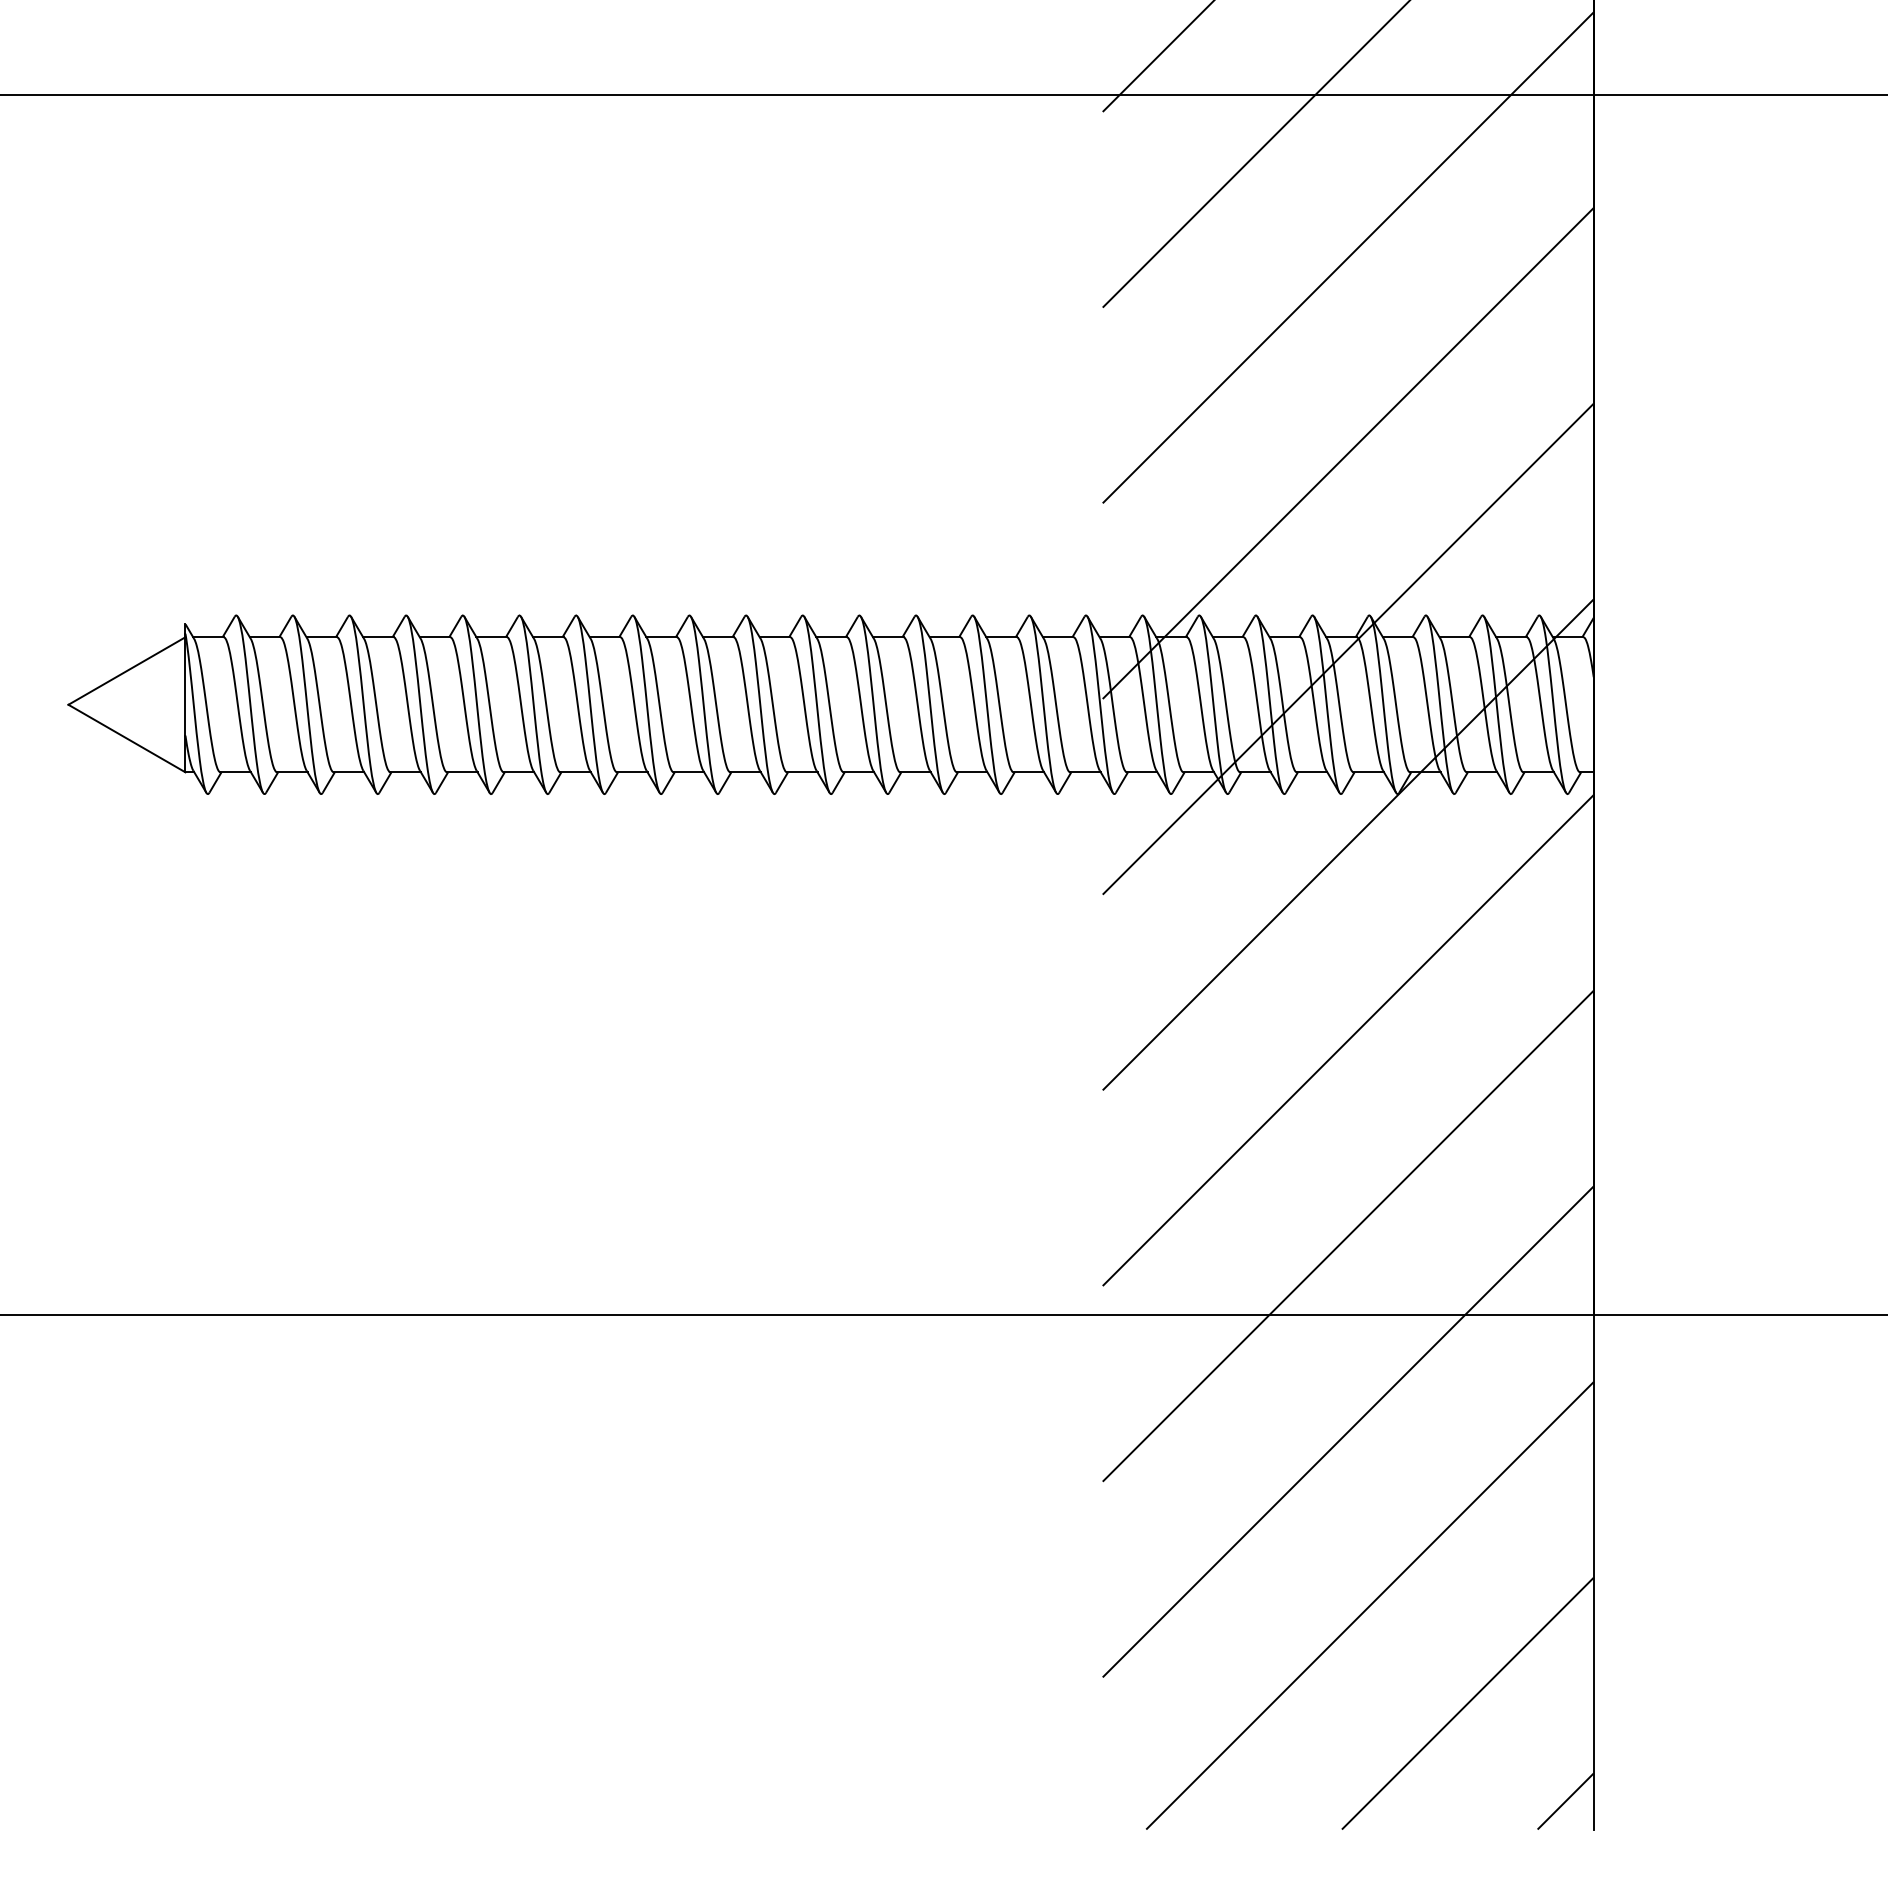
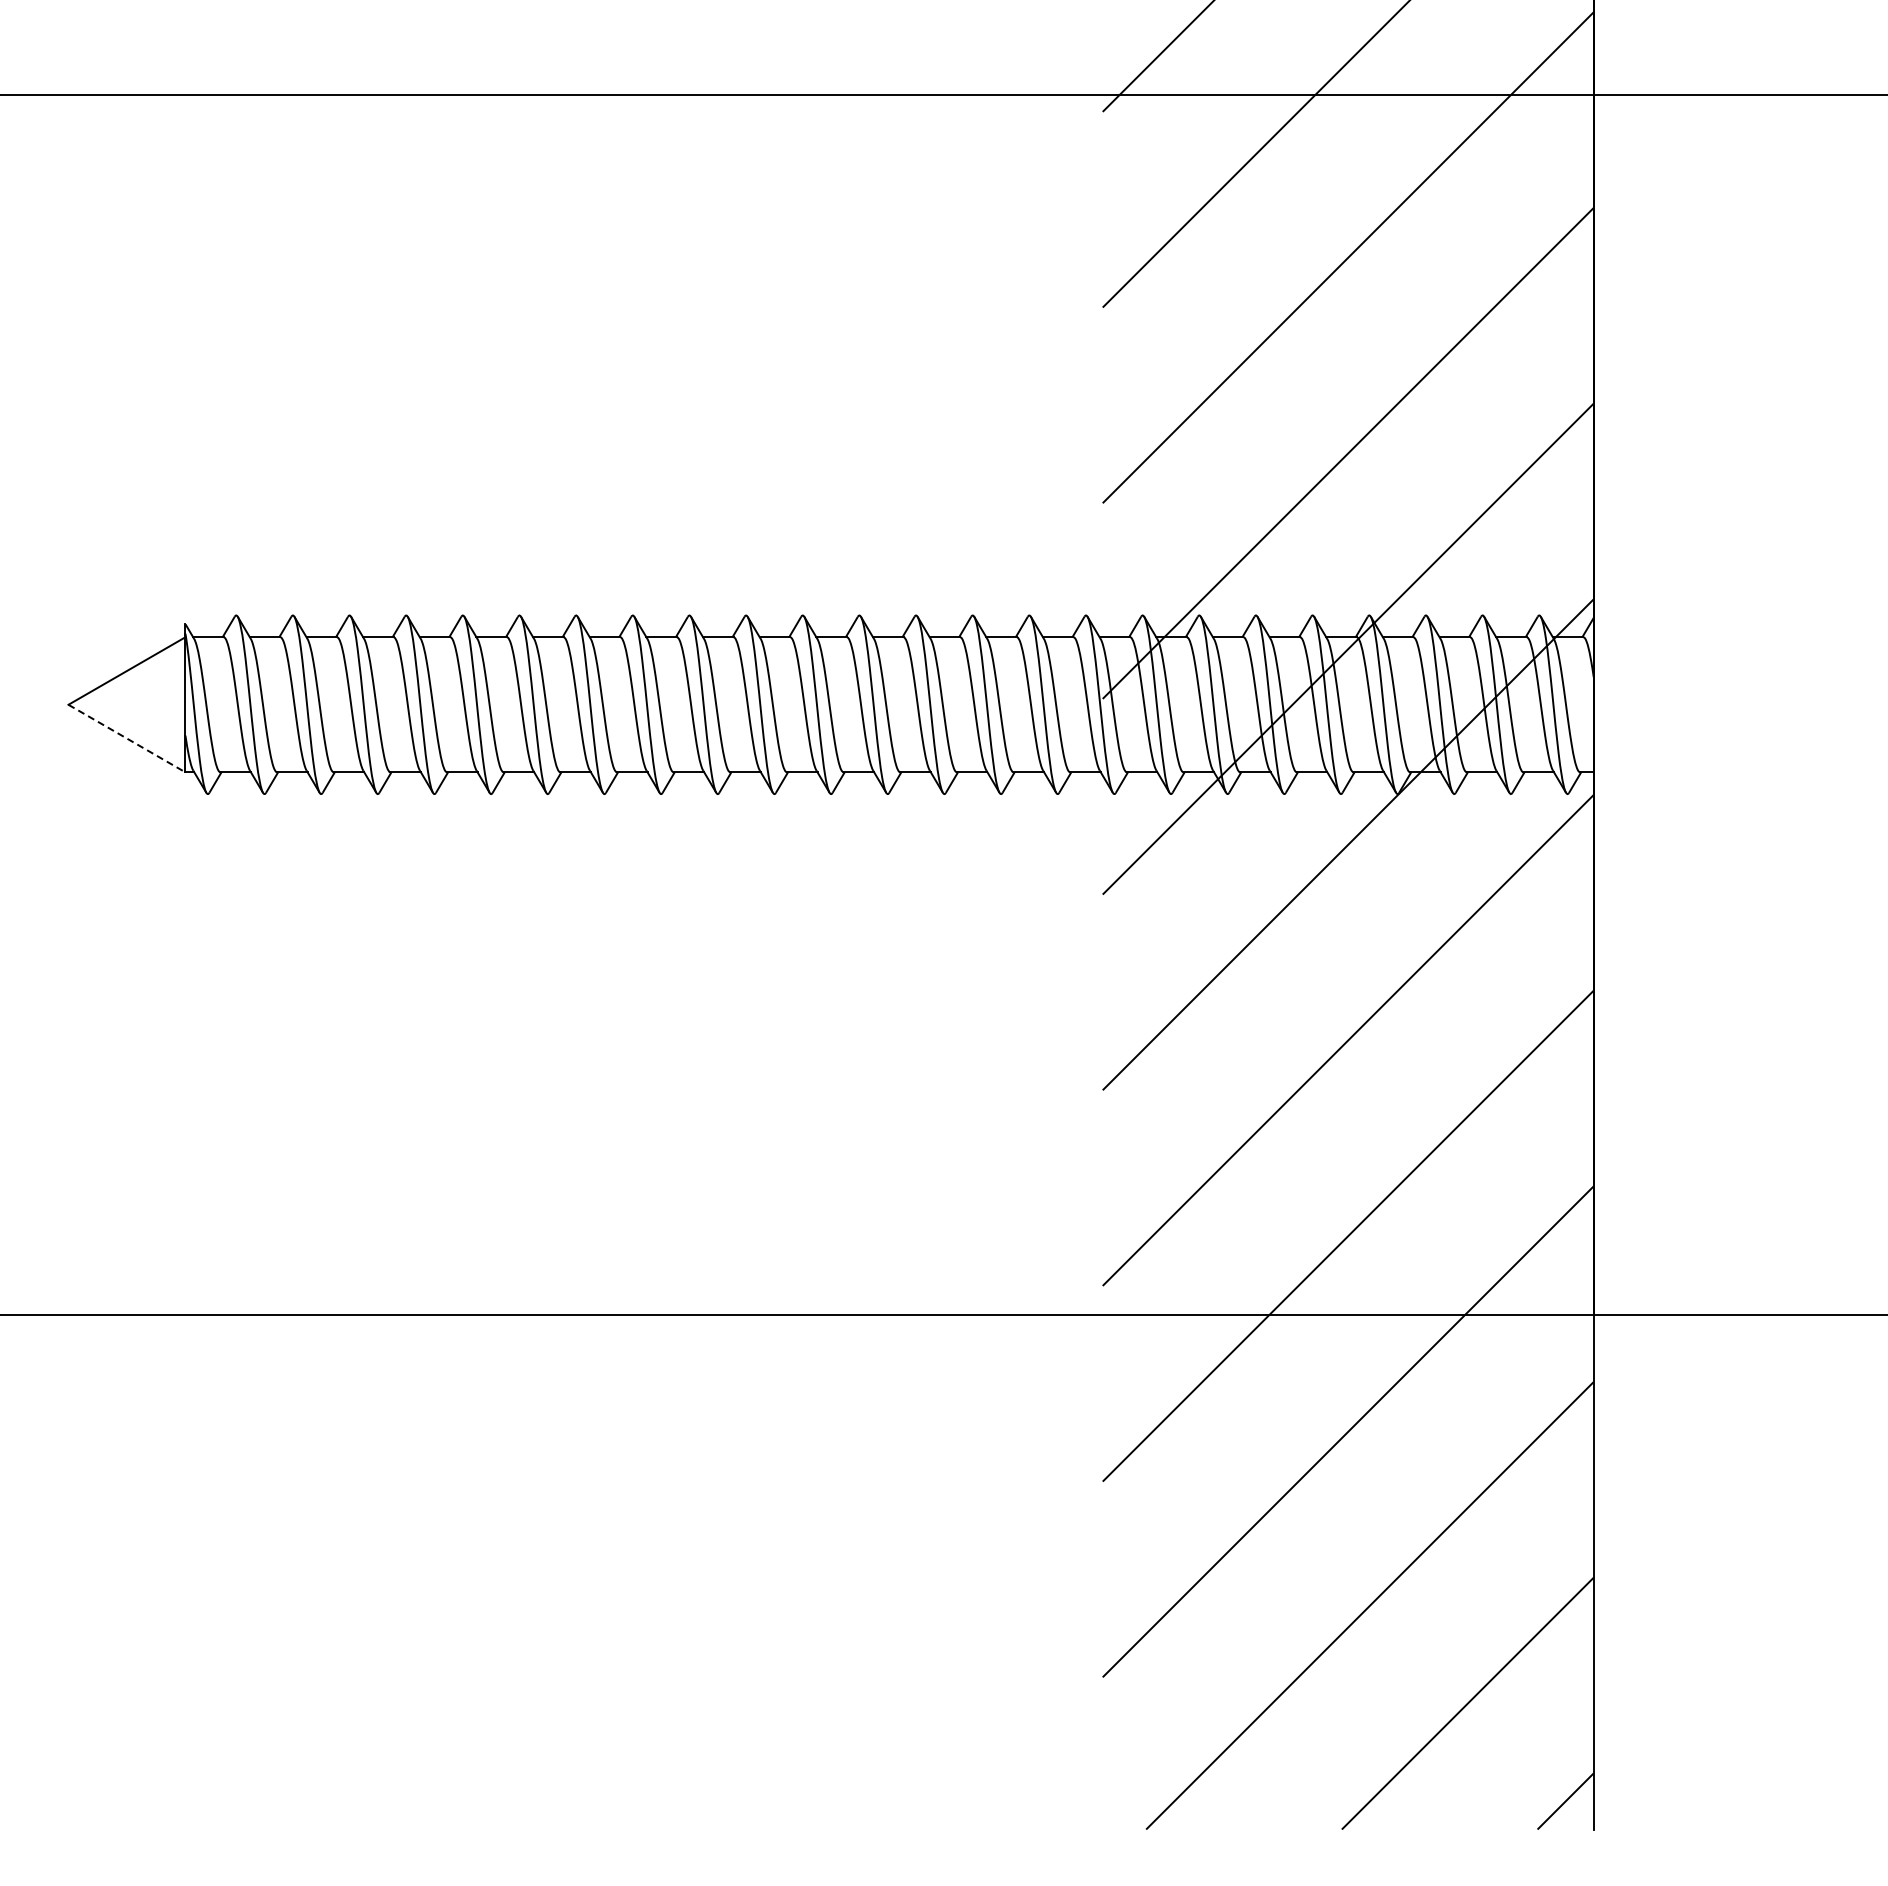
line: solid -> dashed (126, 738)
